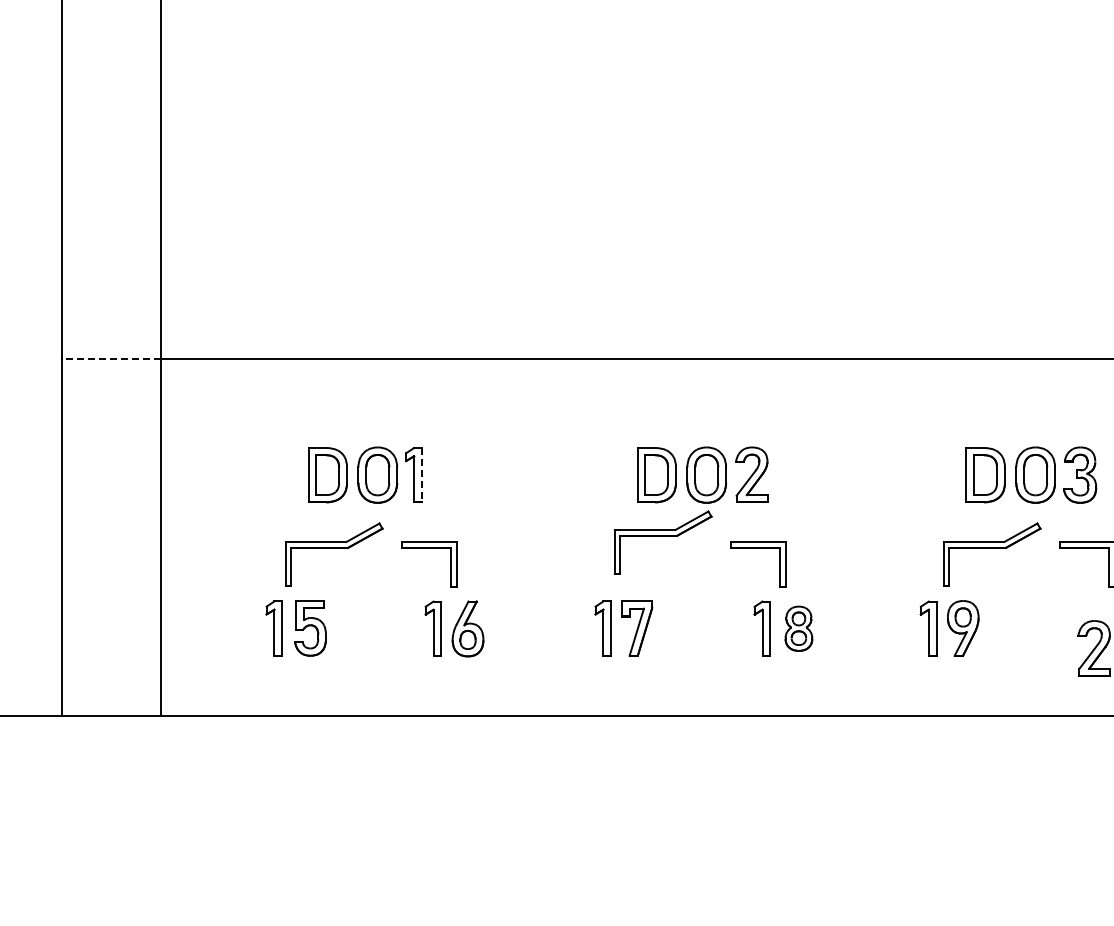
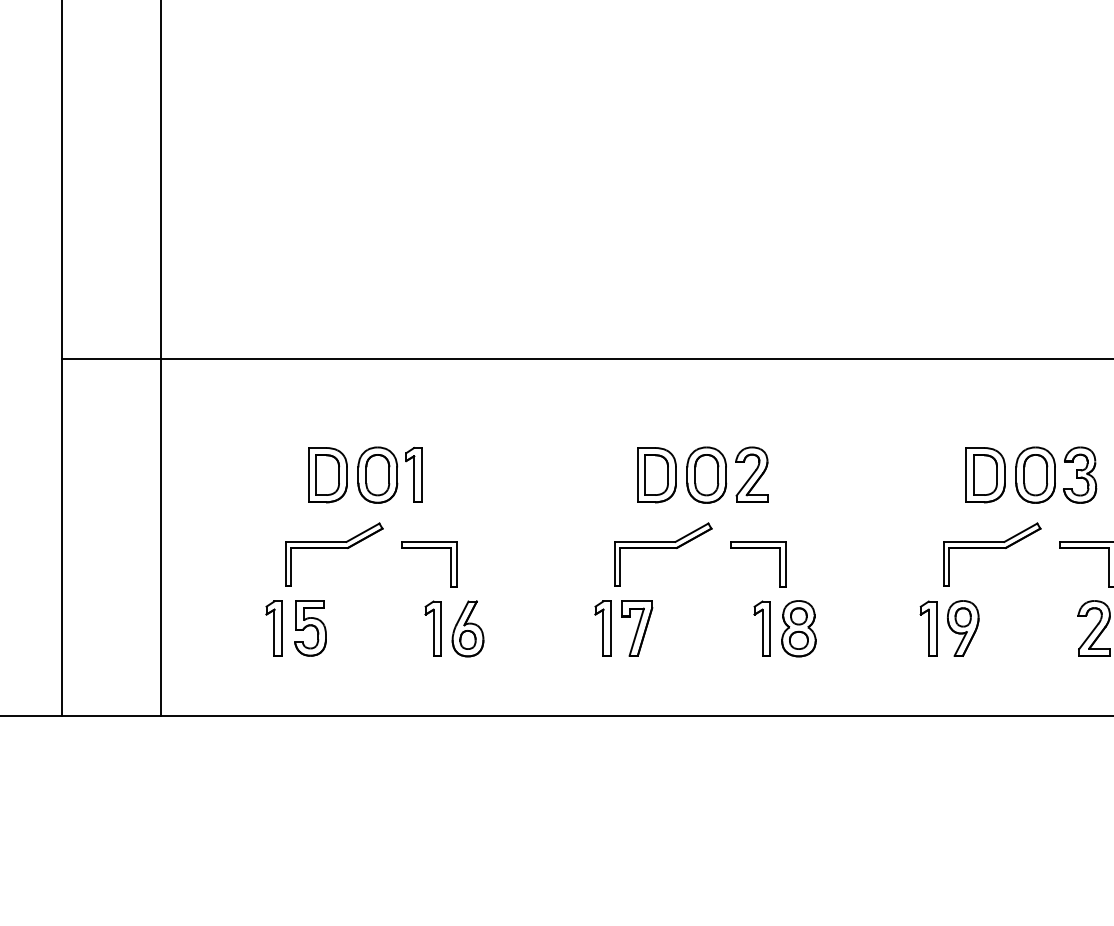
line: dashed -> solid (110, 359)
line: dashed -> solid (421, 475)
part position: (663, 542) -> (663, 554) (663, 554)
part size: 30x47 px -> 36x58 px (798, 628)
part position: (1093, 648) -> (1093, 628) (1093, 628)
